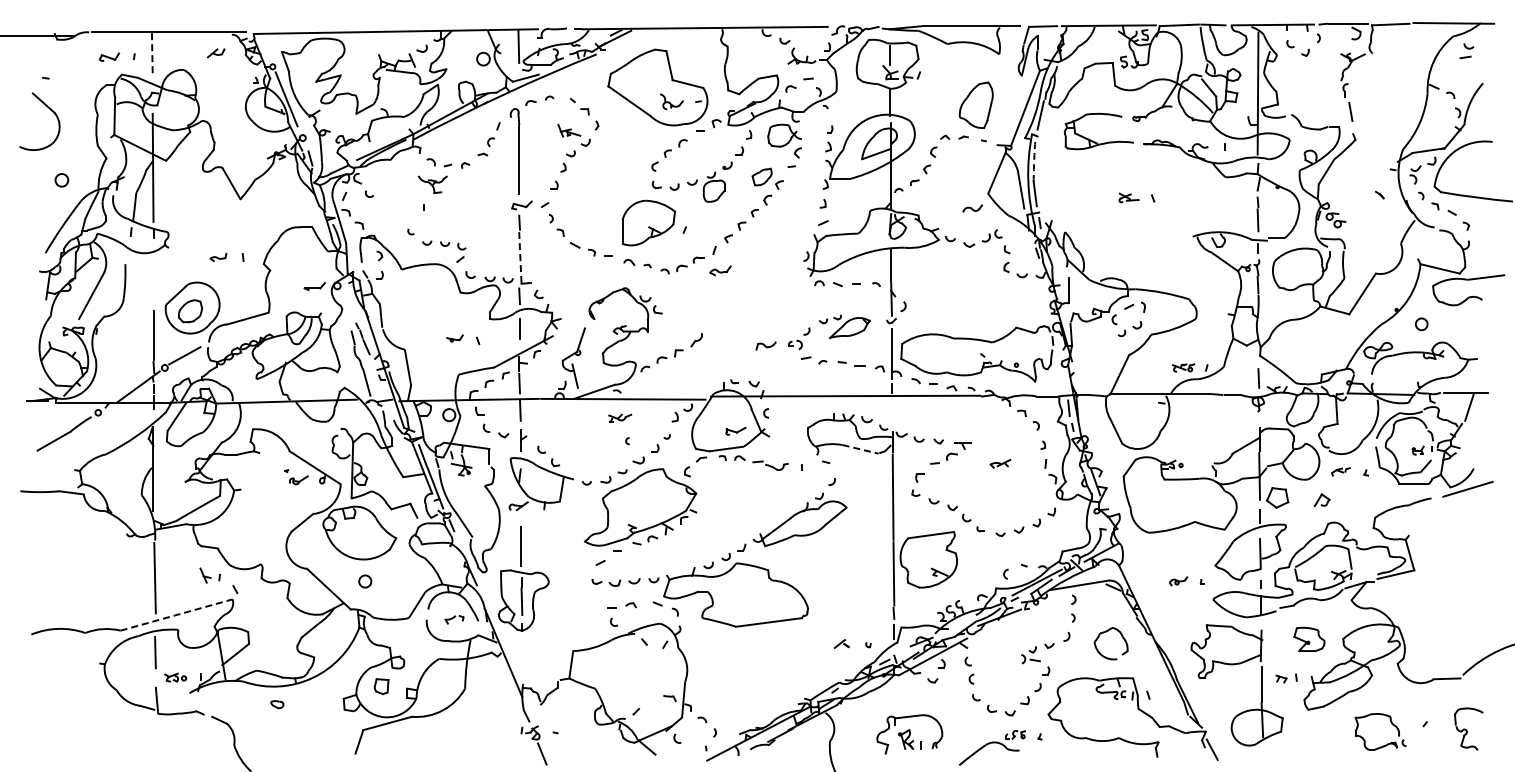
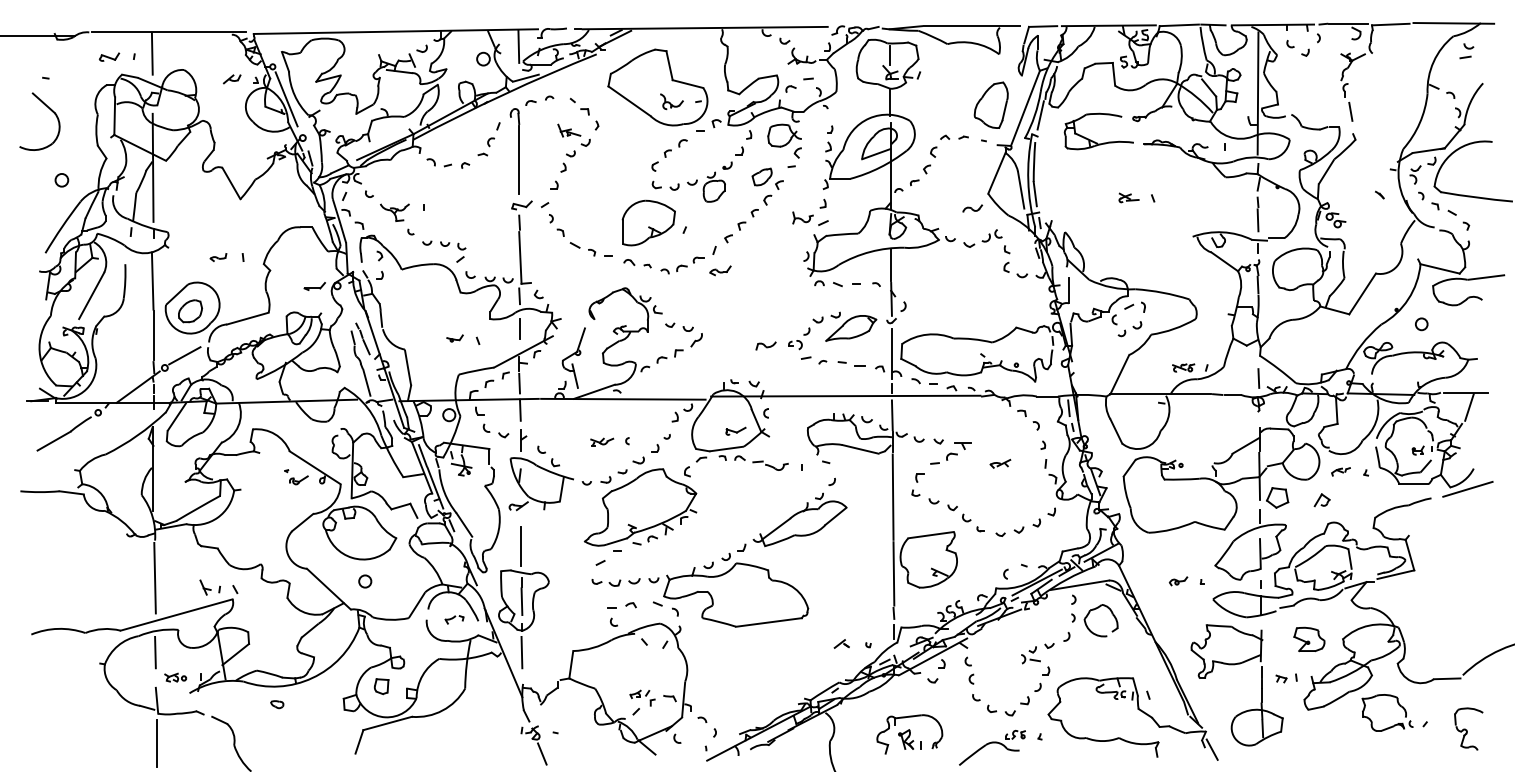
line: dashed -> solid (152, 53)
part position: (215, 53) -> (231, 79) (231, 79)
part position: (975, 104) -> (990, 104) (990, 104)
arc: dashed -> solid (1034, 161)
part position: (432, 184) -> (394, 212) (394, 212)
part: none -> present (802, 217)
line: dashed -> solid (520, 257)
line: none -> present (152, 280)
part: none -> present (679, 326)
part size: 54x25 px -> 66x31 px (844, 326)
line: none -> present (891, 415)
part position: (620, 417) -> (602, 441) (602, 441)
line: dashed -> solid (860, 449)
part position: (209, 575) -> (209, 587) (209, 587)
line: dashed -> solid (177, 614)
part position: (1104, 633) -> (1094, 610) (1094, 610)
line: none -> present (521, 652)
part: none -> present (642, 697)
part position: (1391, 724) -> (1398, 705) (1398, 705)
line: none -> present (156, 742)
